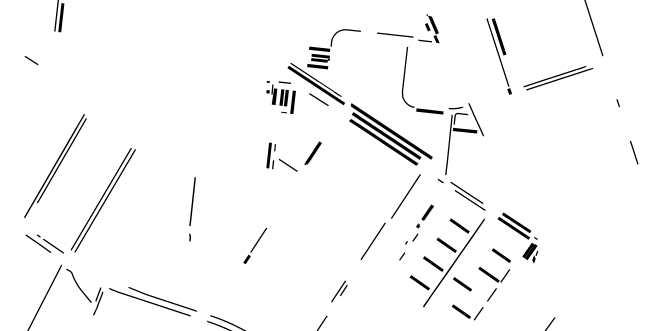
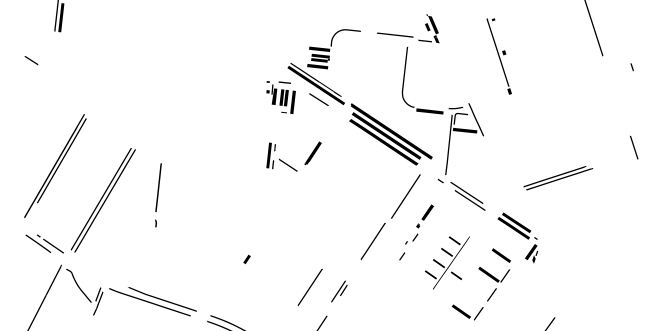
fill: present -> none (498, 35)
part position: (558, 78) -> (558, 178) (558, 178)
part position: (617, 103) -> (631, 67) (631, 67)
line position: (634, 152) -> (634, 147) (634, 147)
part position: (192, 209) -> (158, 195) (158, 195)
fill: present -> none (258, 240)
fill: present -> none (528, 250)
part size: 77x90 px -> 45x54 px (447, 262)
line: none -> present (309, 287)
